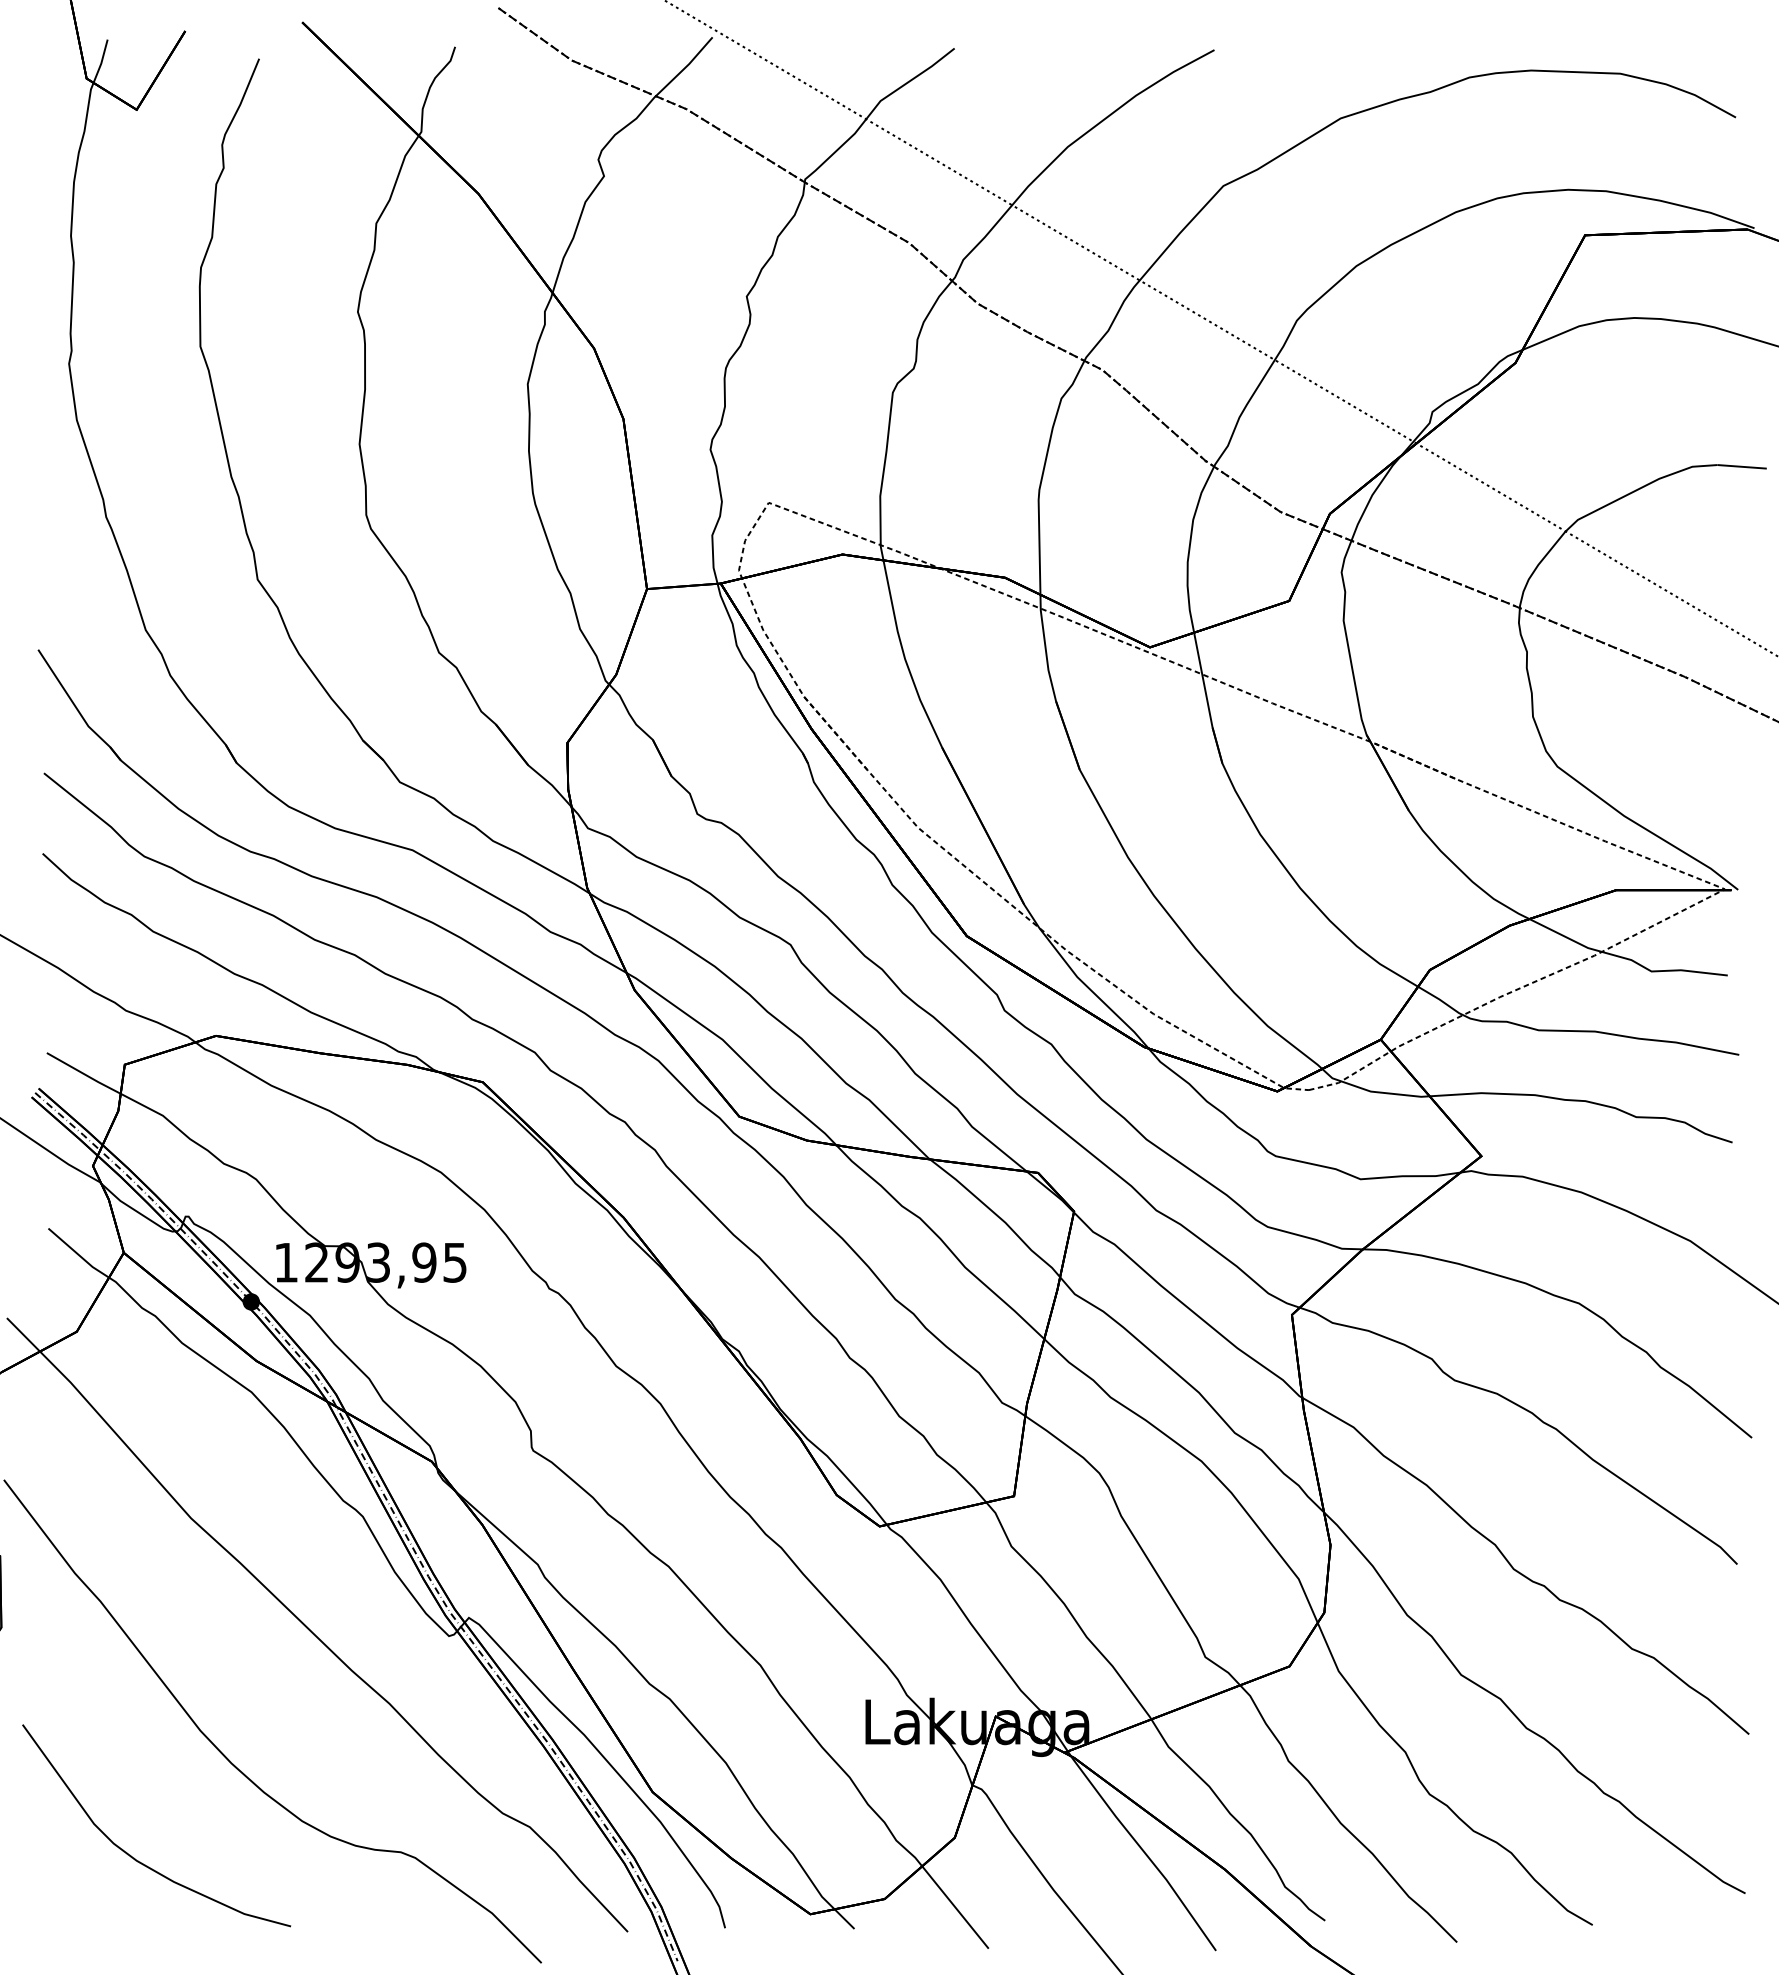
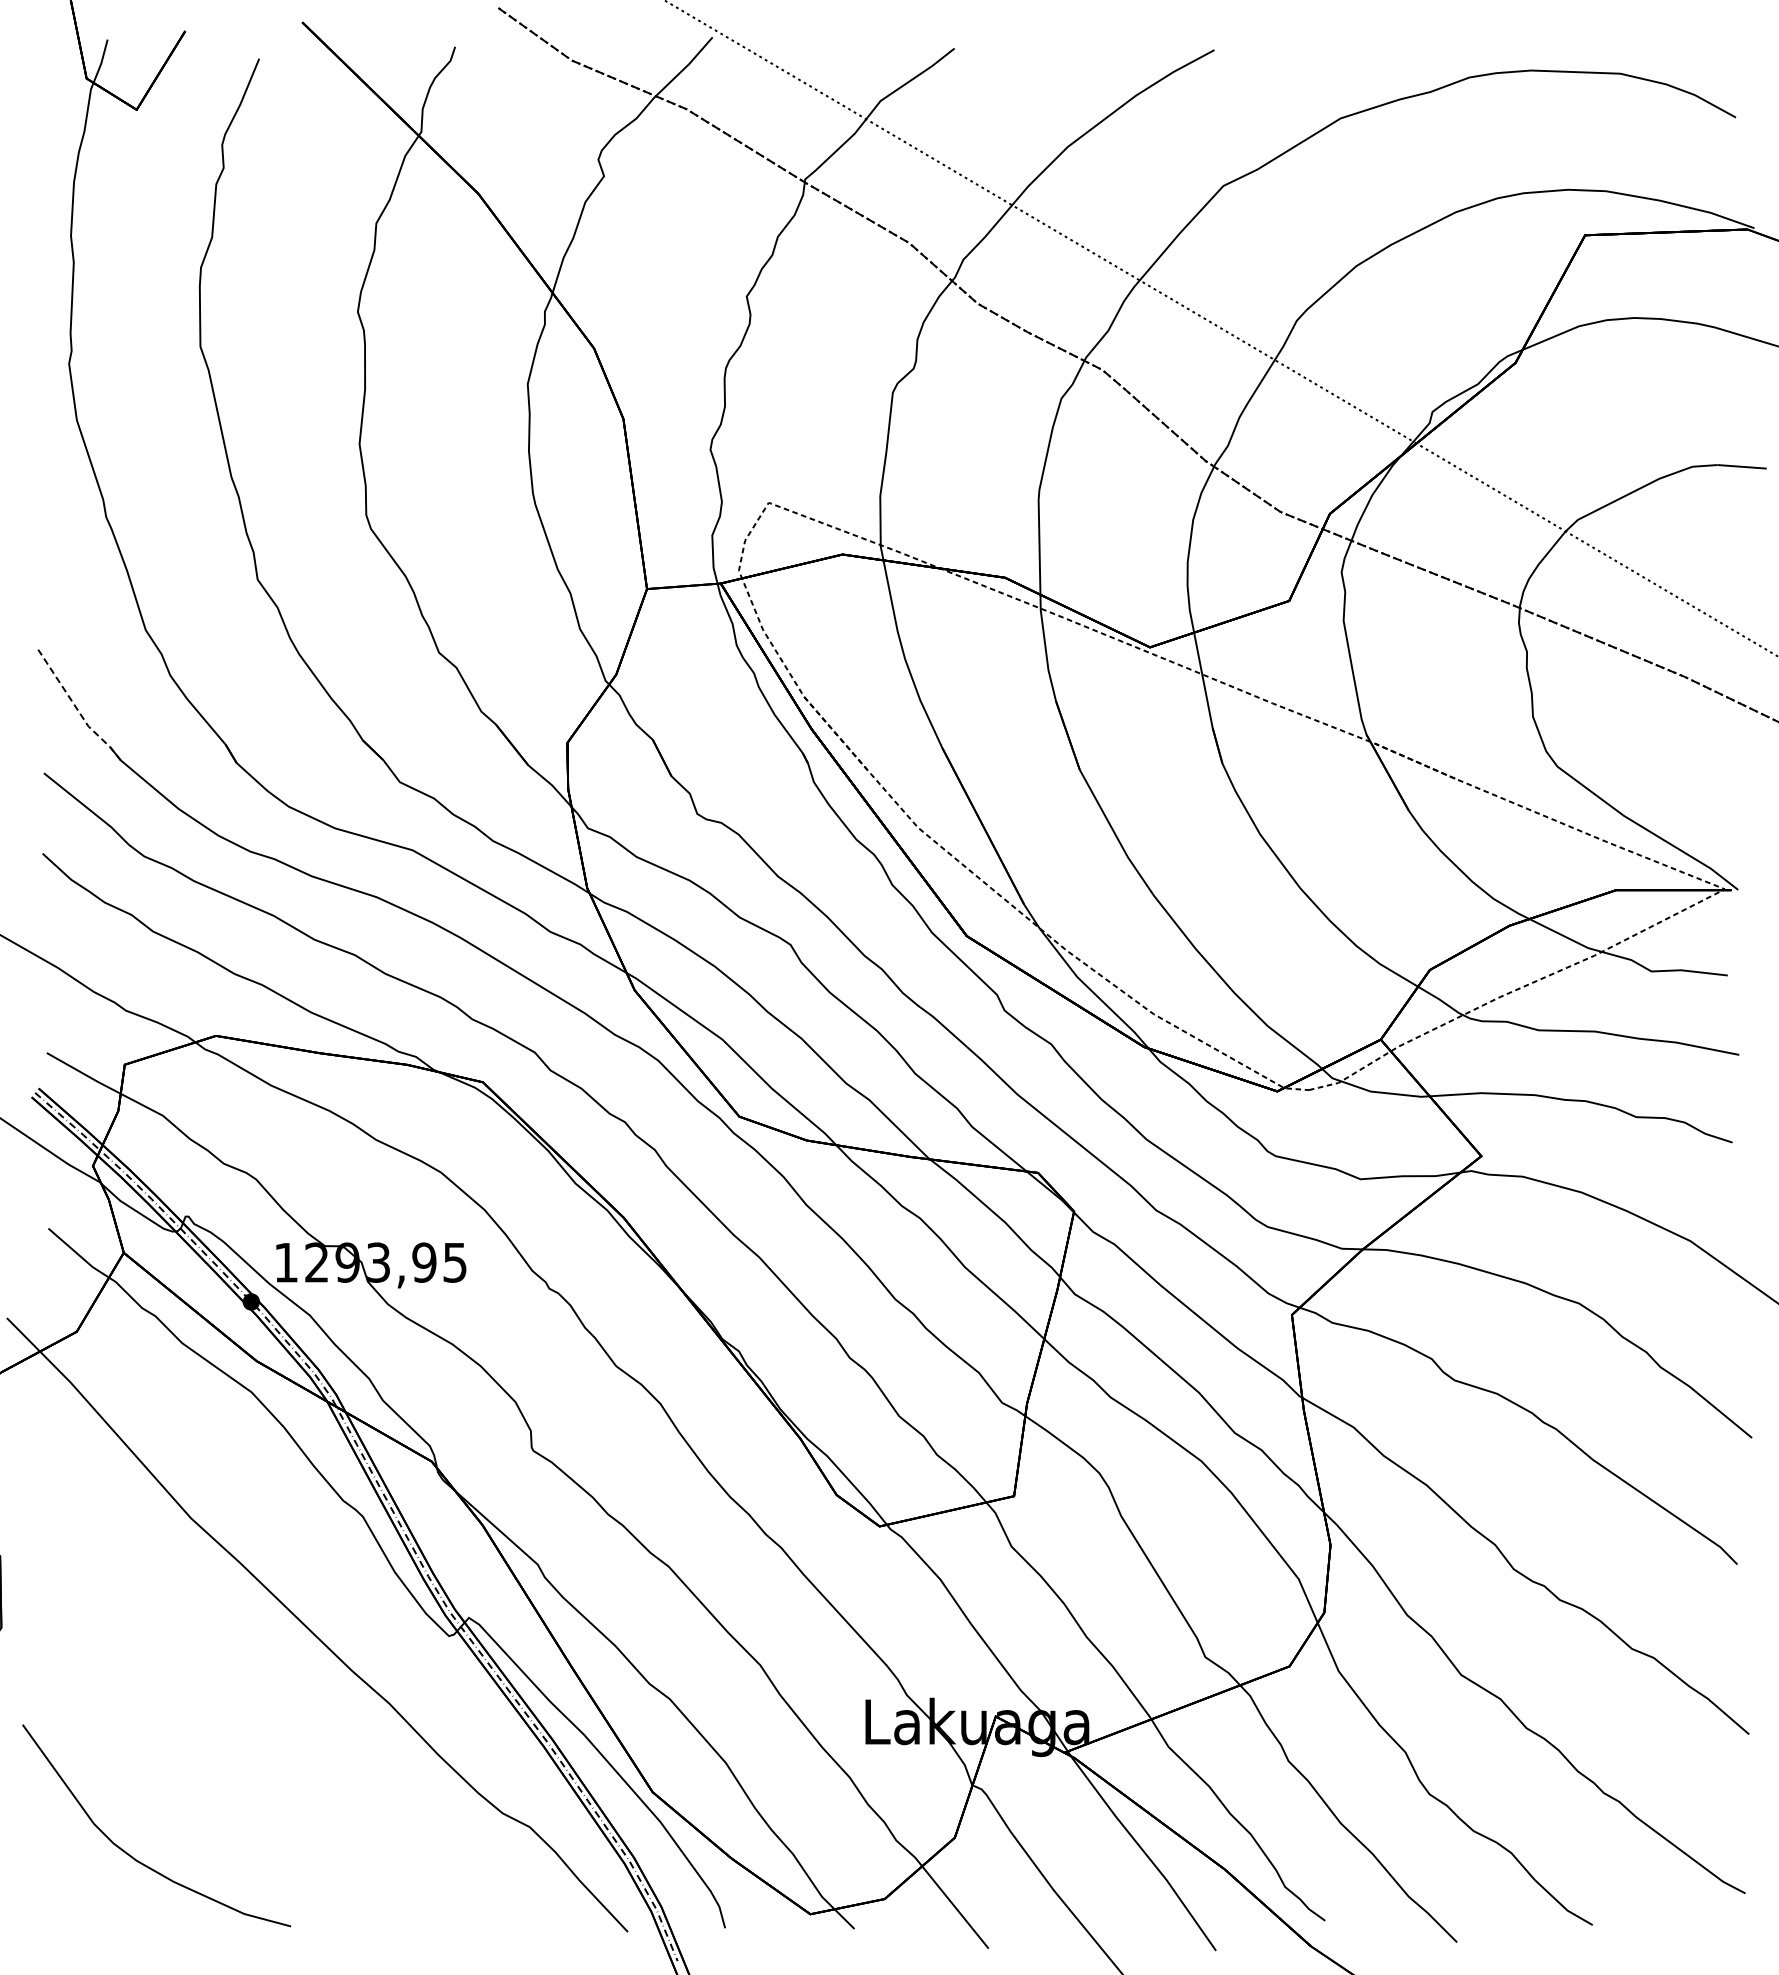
line: solid -> dashed (77, 708)
curve: present -> none (231, 1761)
